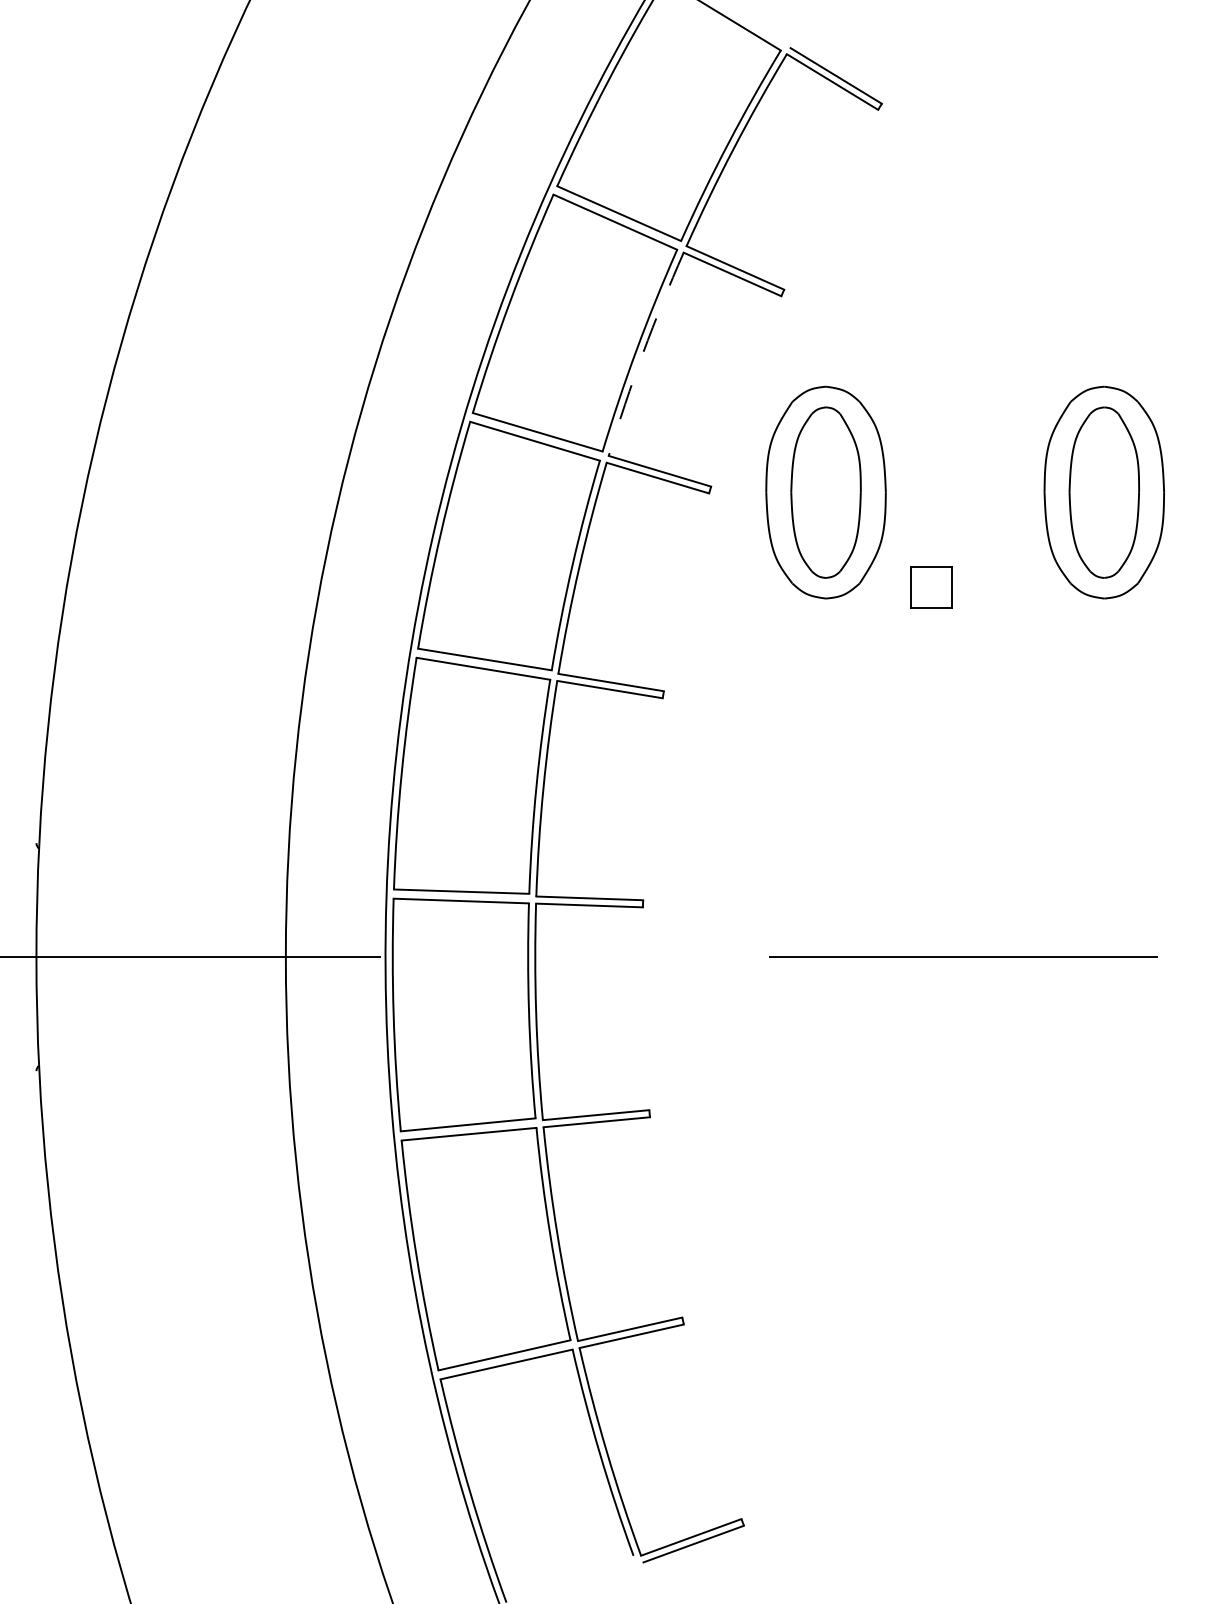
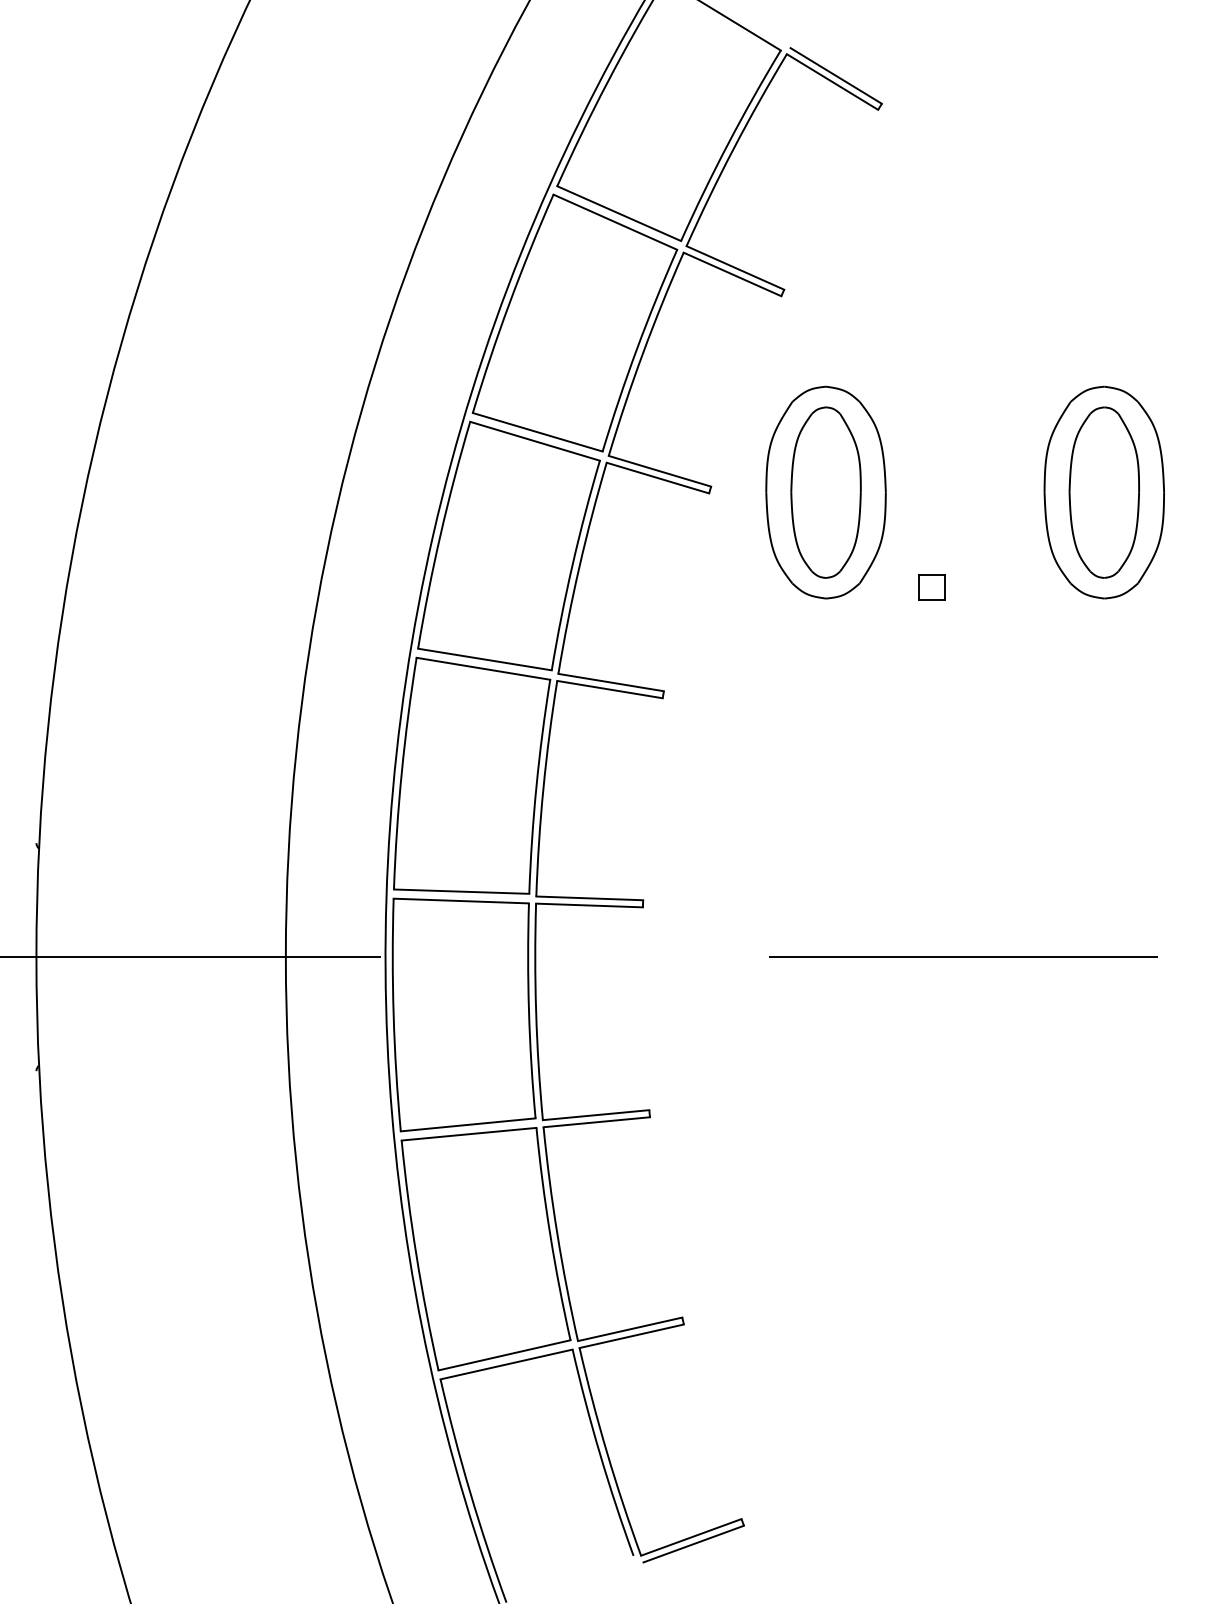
arc: dashed -> solid (643, 353)
part size: 43x43 px -> 28x27 px (931, 587)
